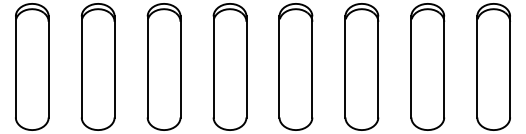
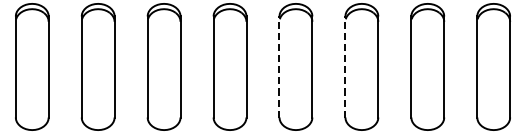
line: solid -> dashed (279, 67)
line: solid -> dashed (345, 67)
